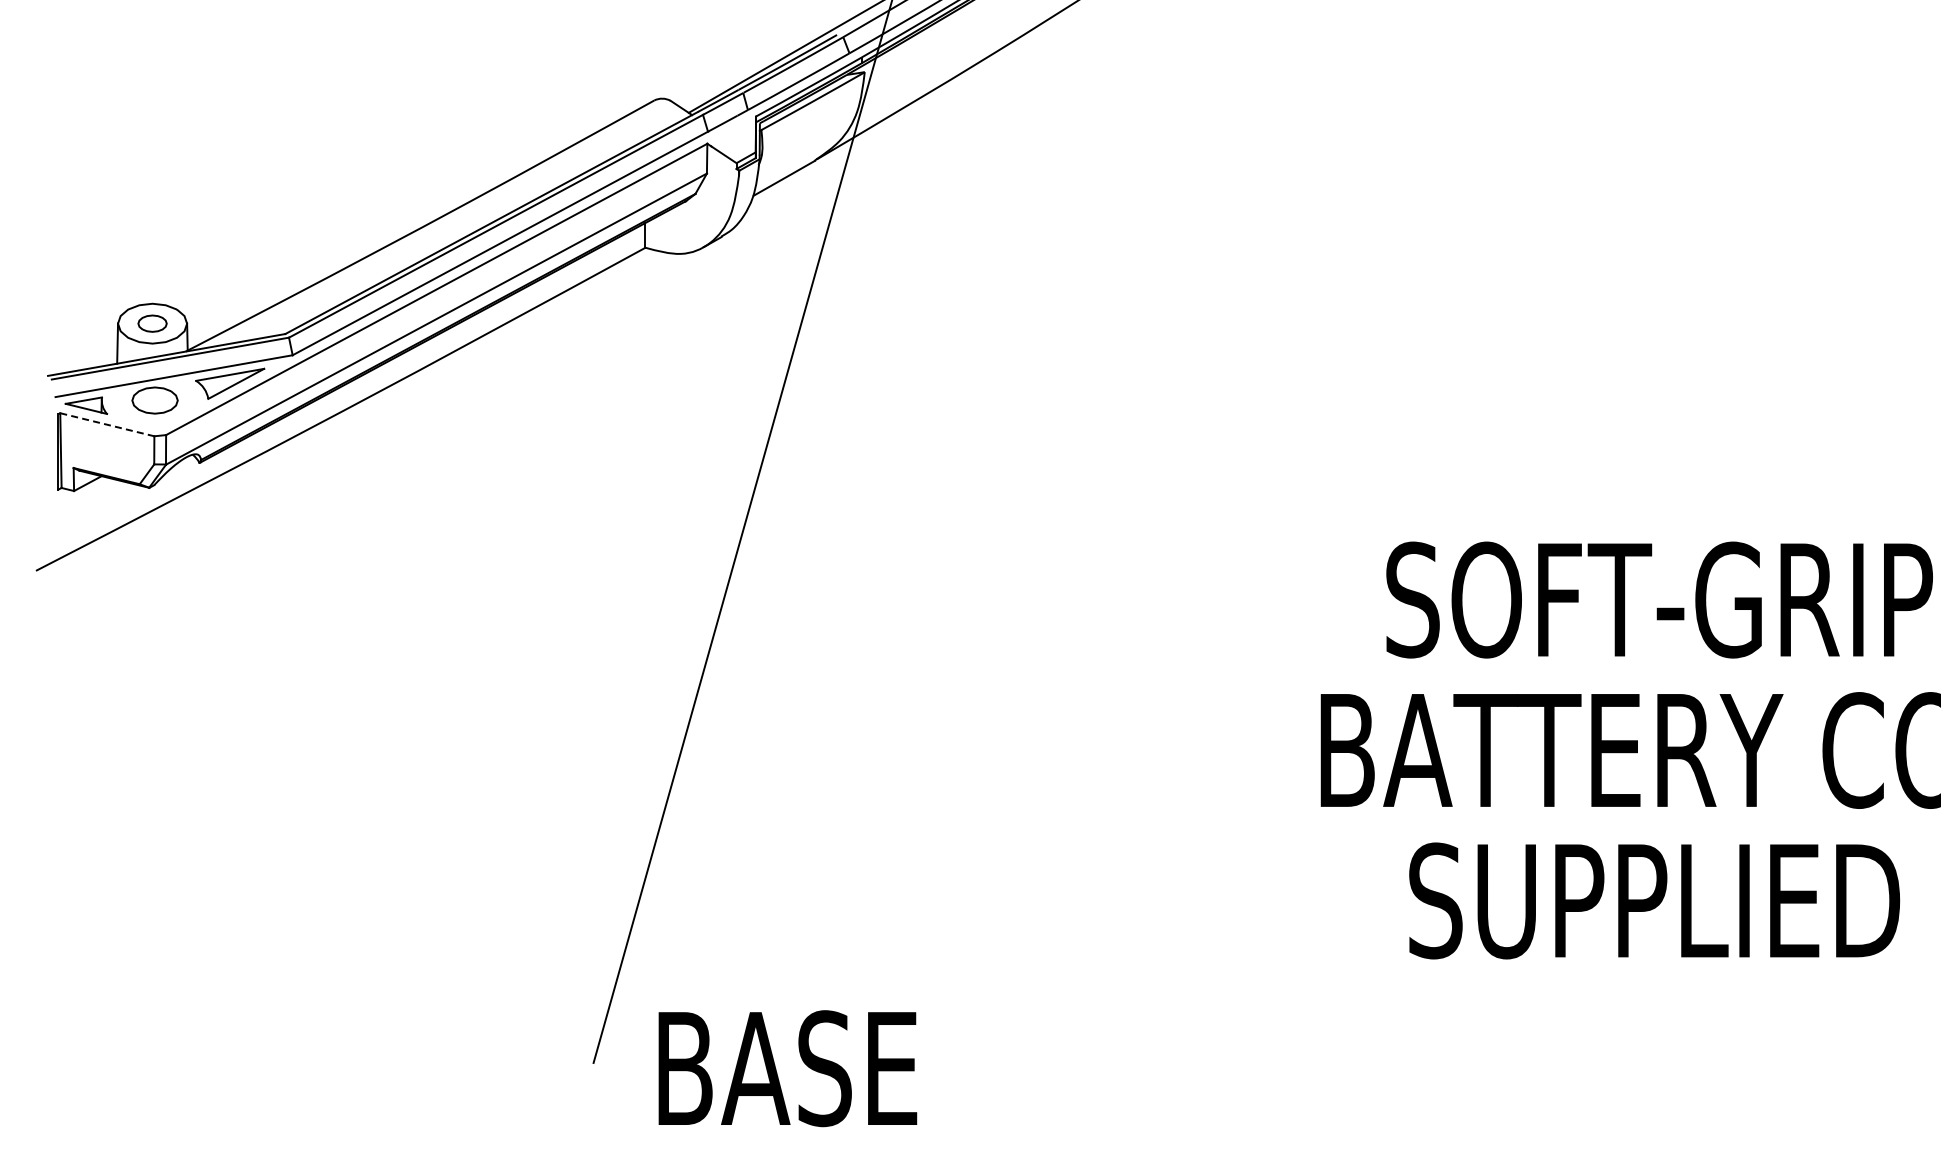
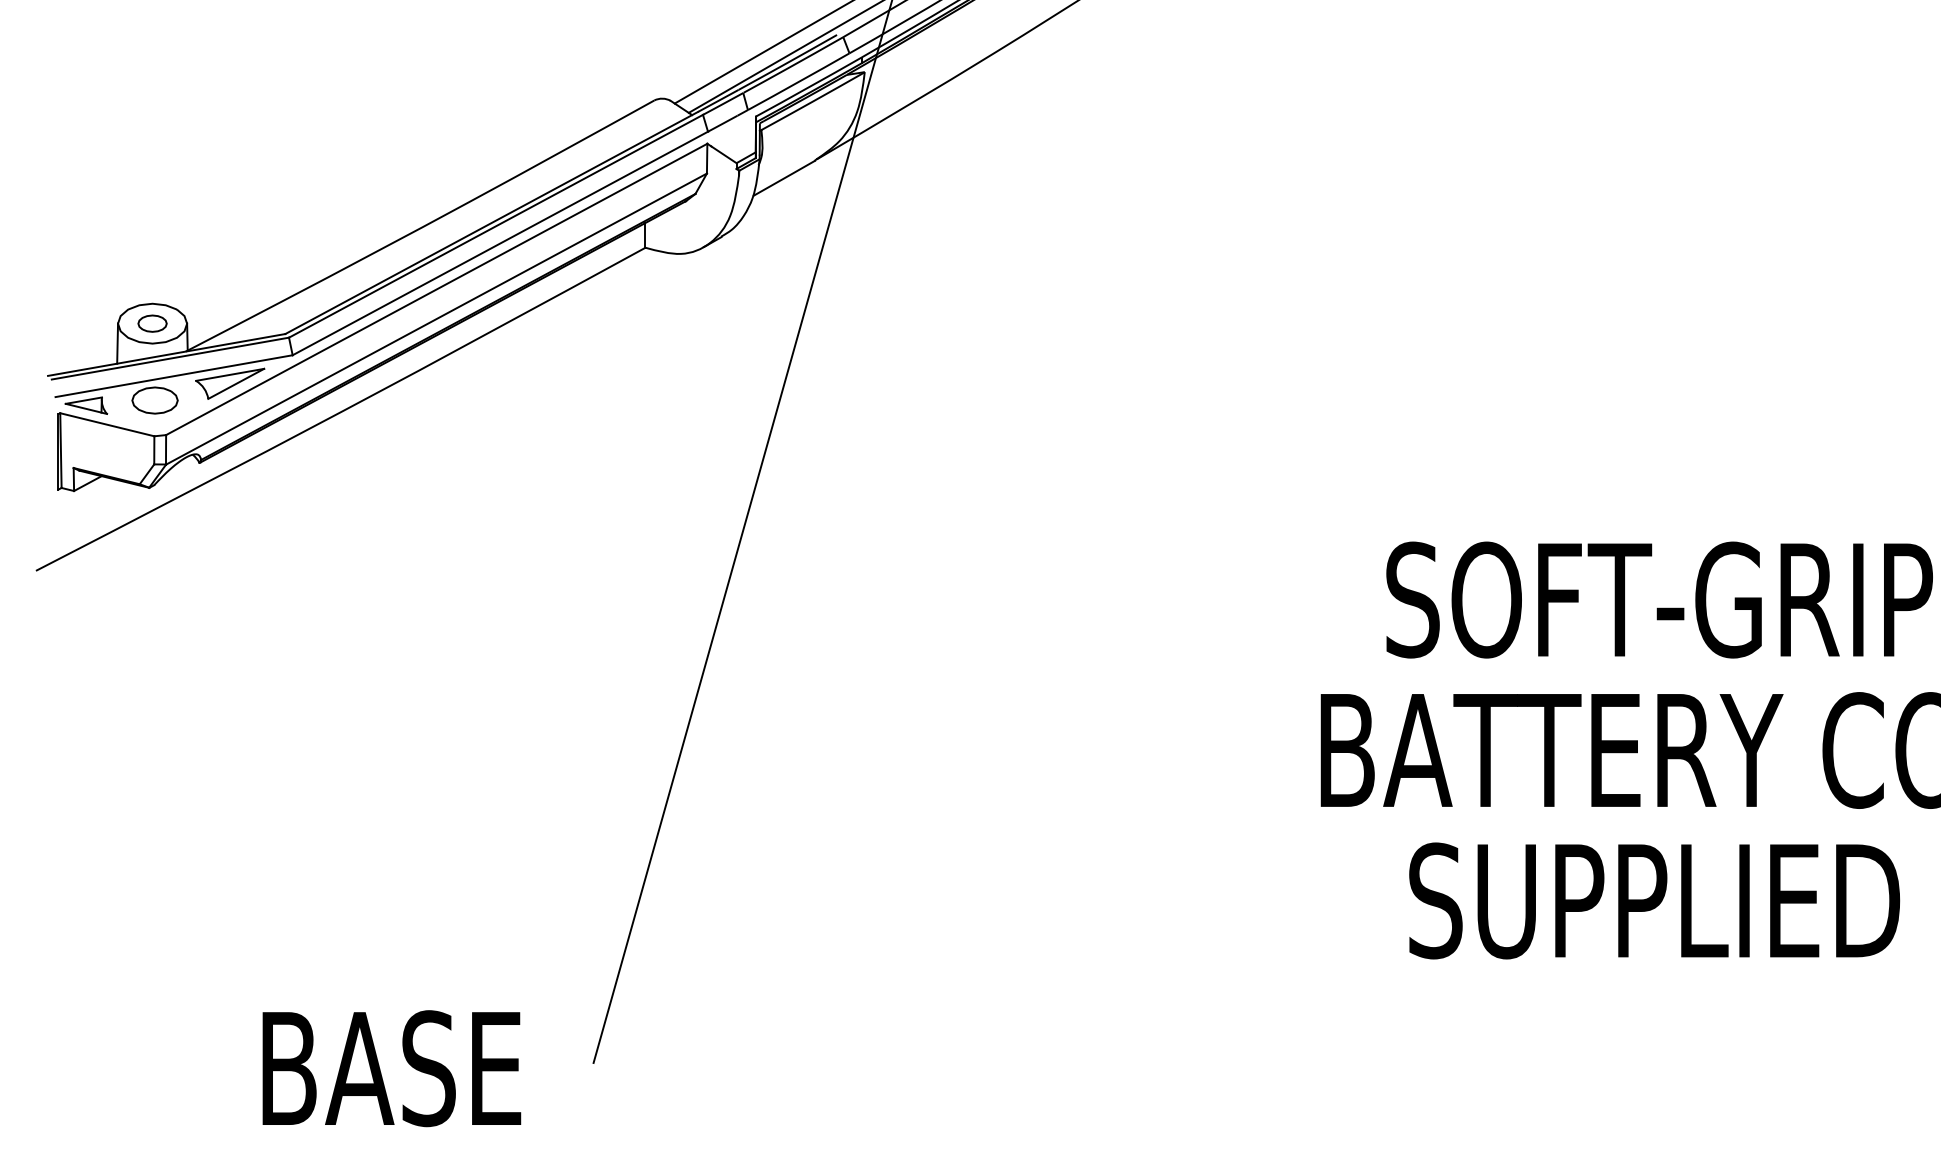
line: none -> present (762, 52)
line: dashed -> solid (107, 424)
text position: (787, 1068) -> (391, 1068) (391, 1068)
